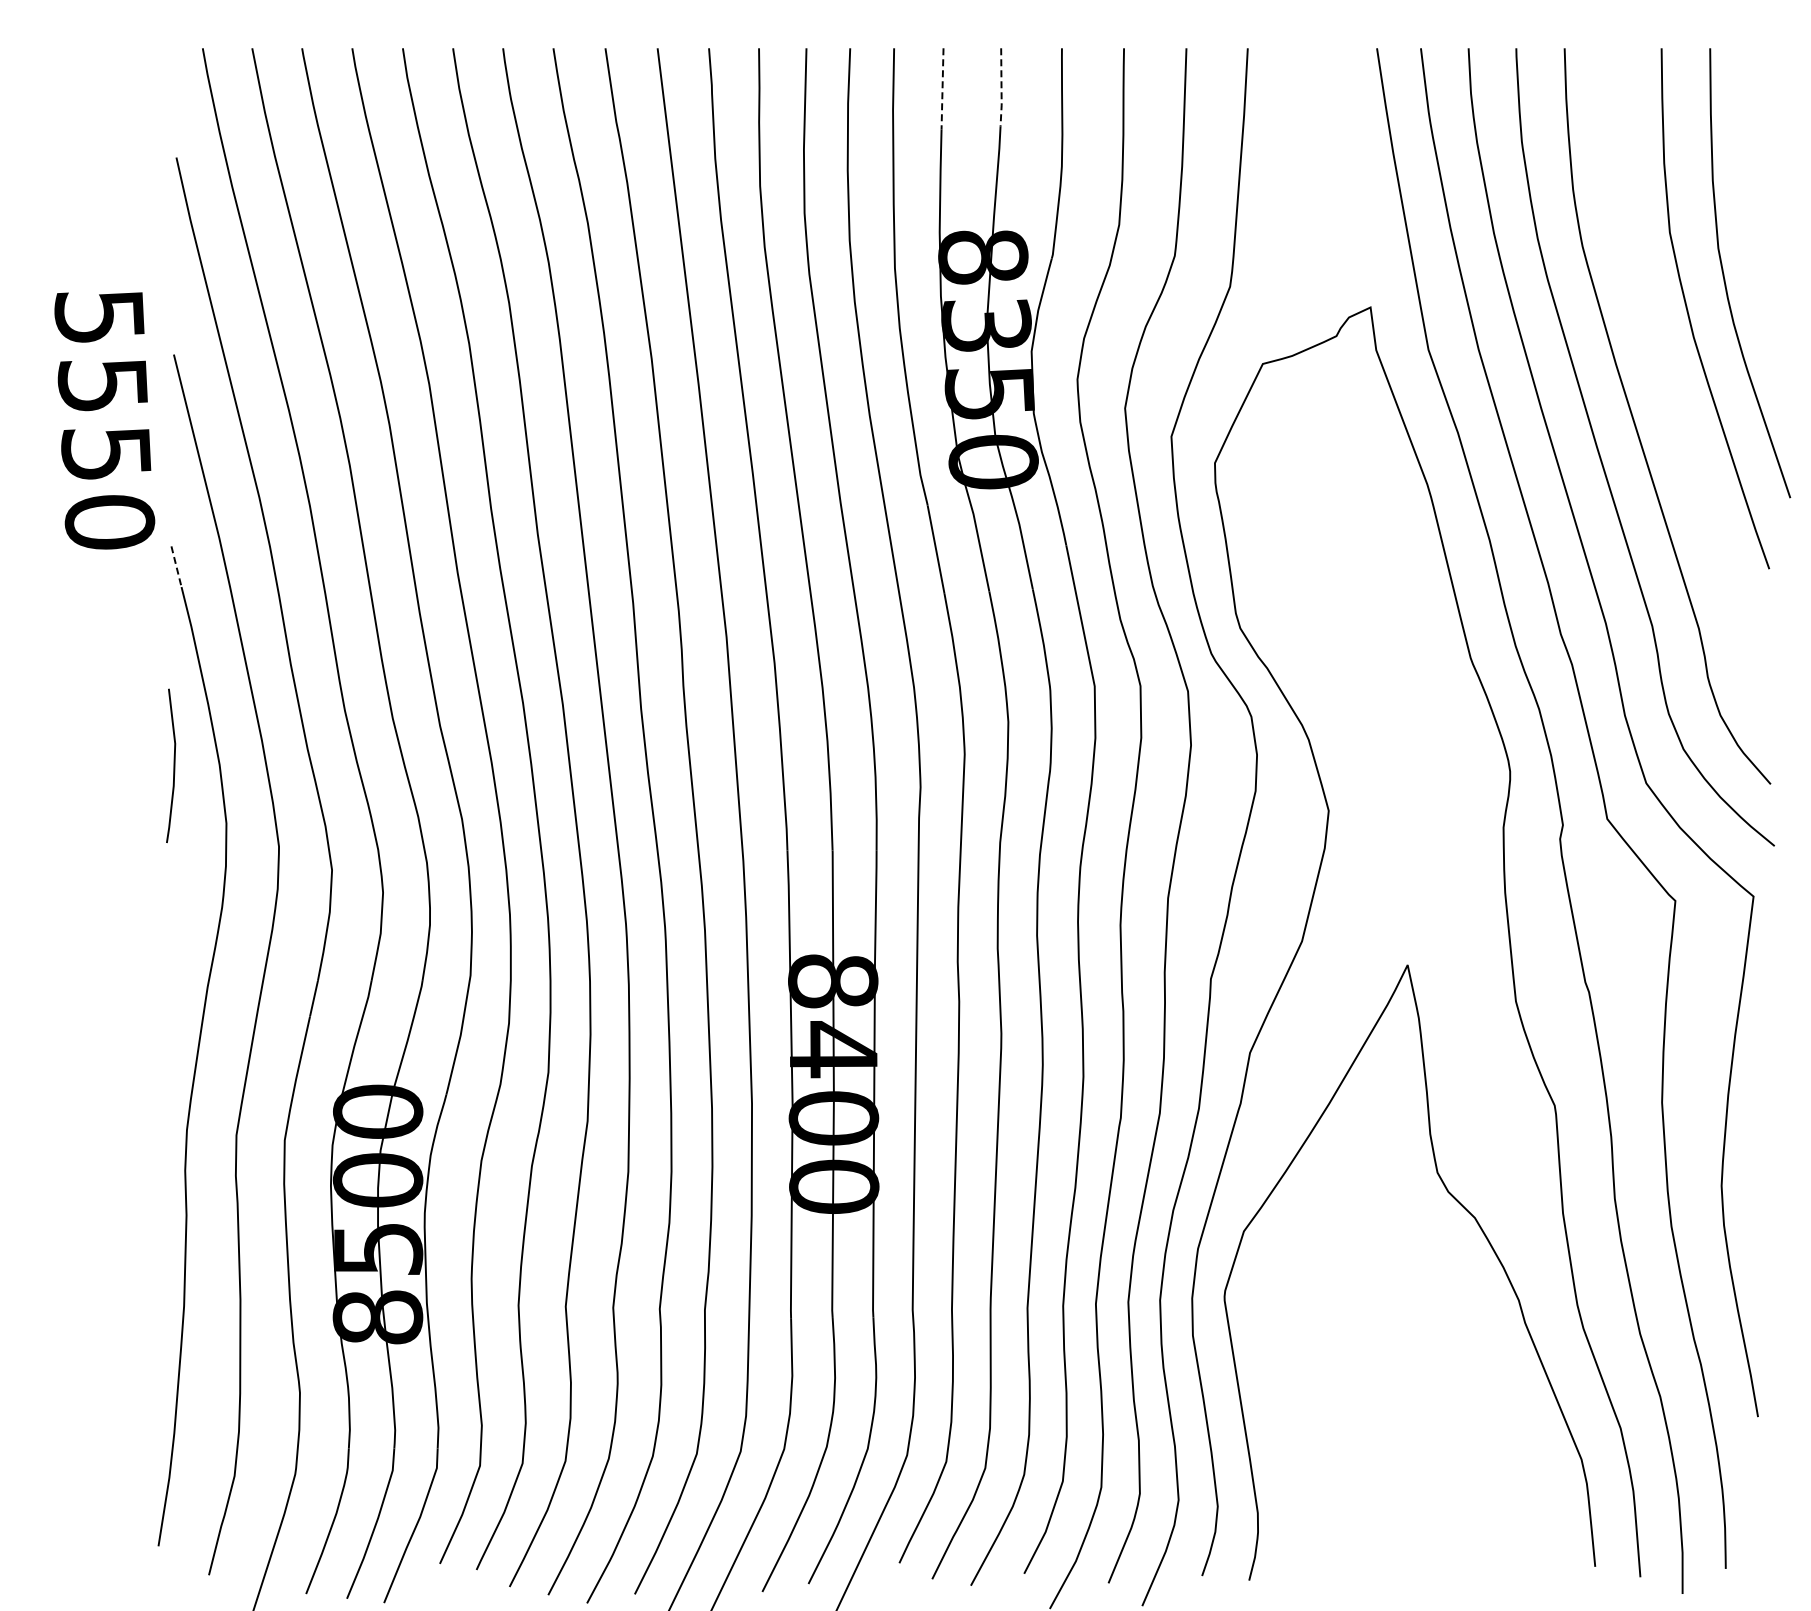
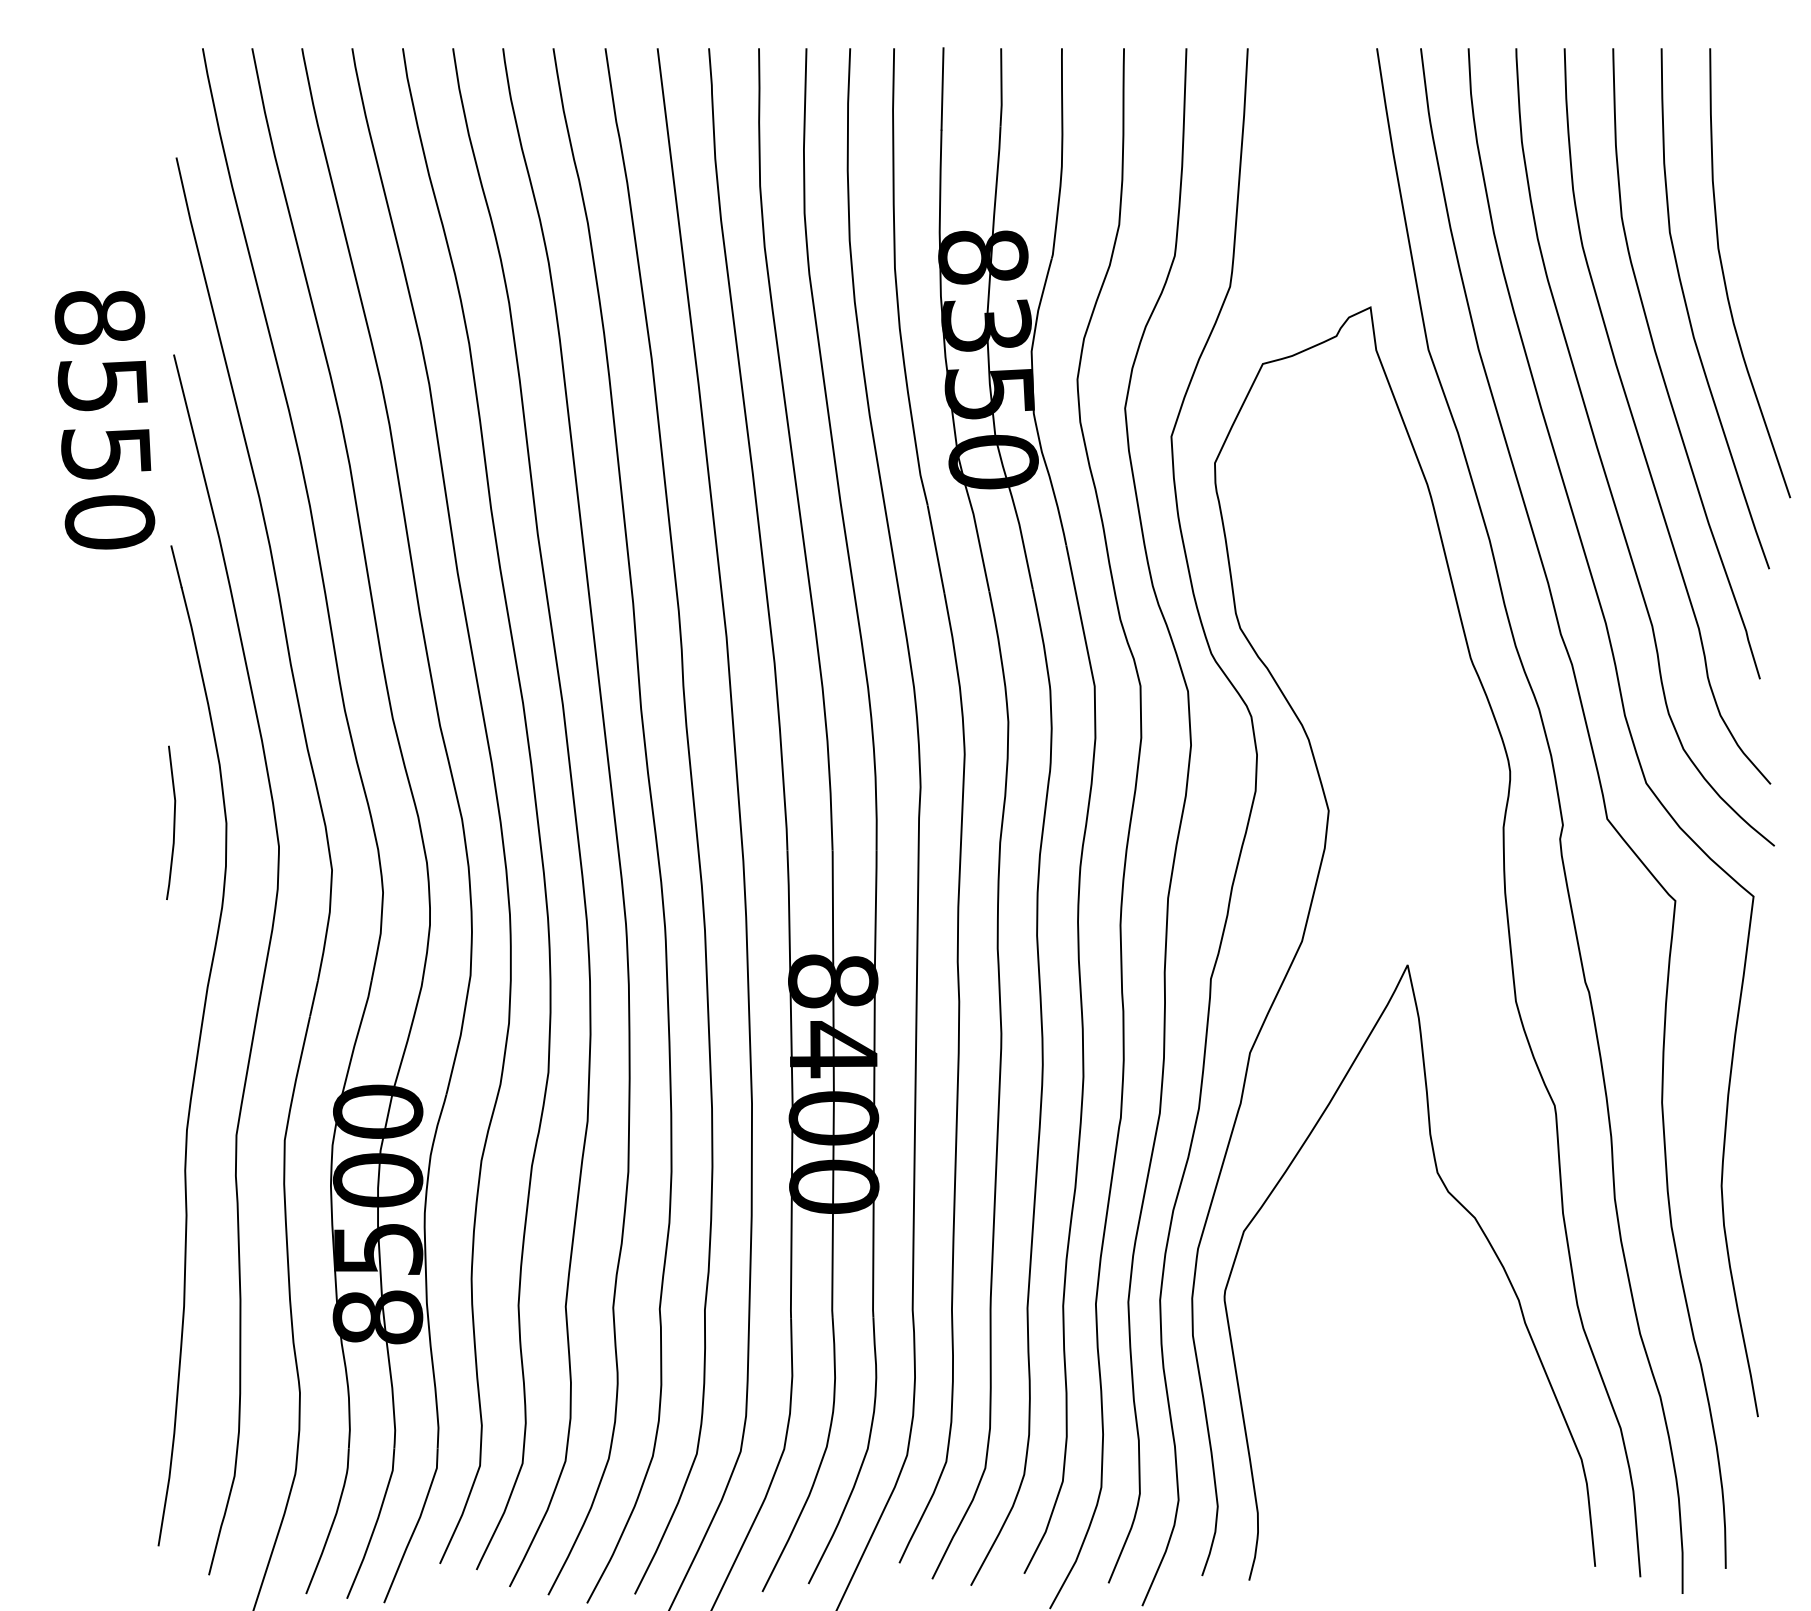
line: dashed -> solid (1001, 88)
line: dashed -> solid (942, 89)
text: 5550 -> 8550 (99, 317)
curve: none -> present (1662, 371)
line: dashed -> solid (176, 566)
line position: (173, 765) -> (173, 822) (173, 822)
